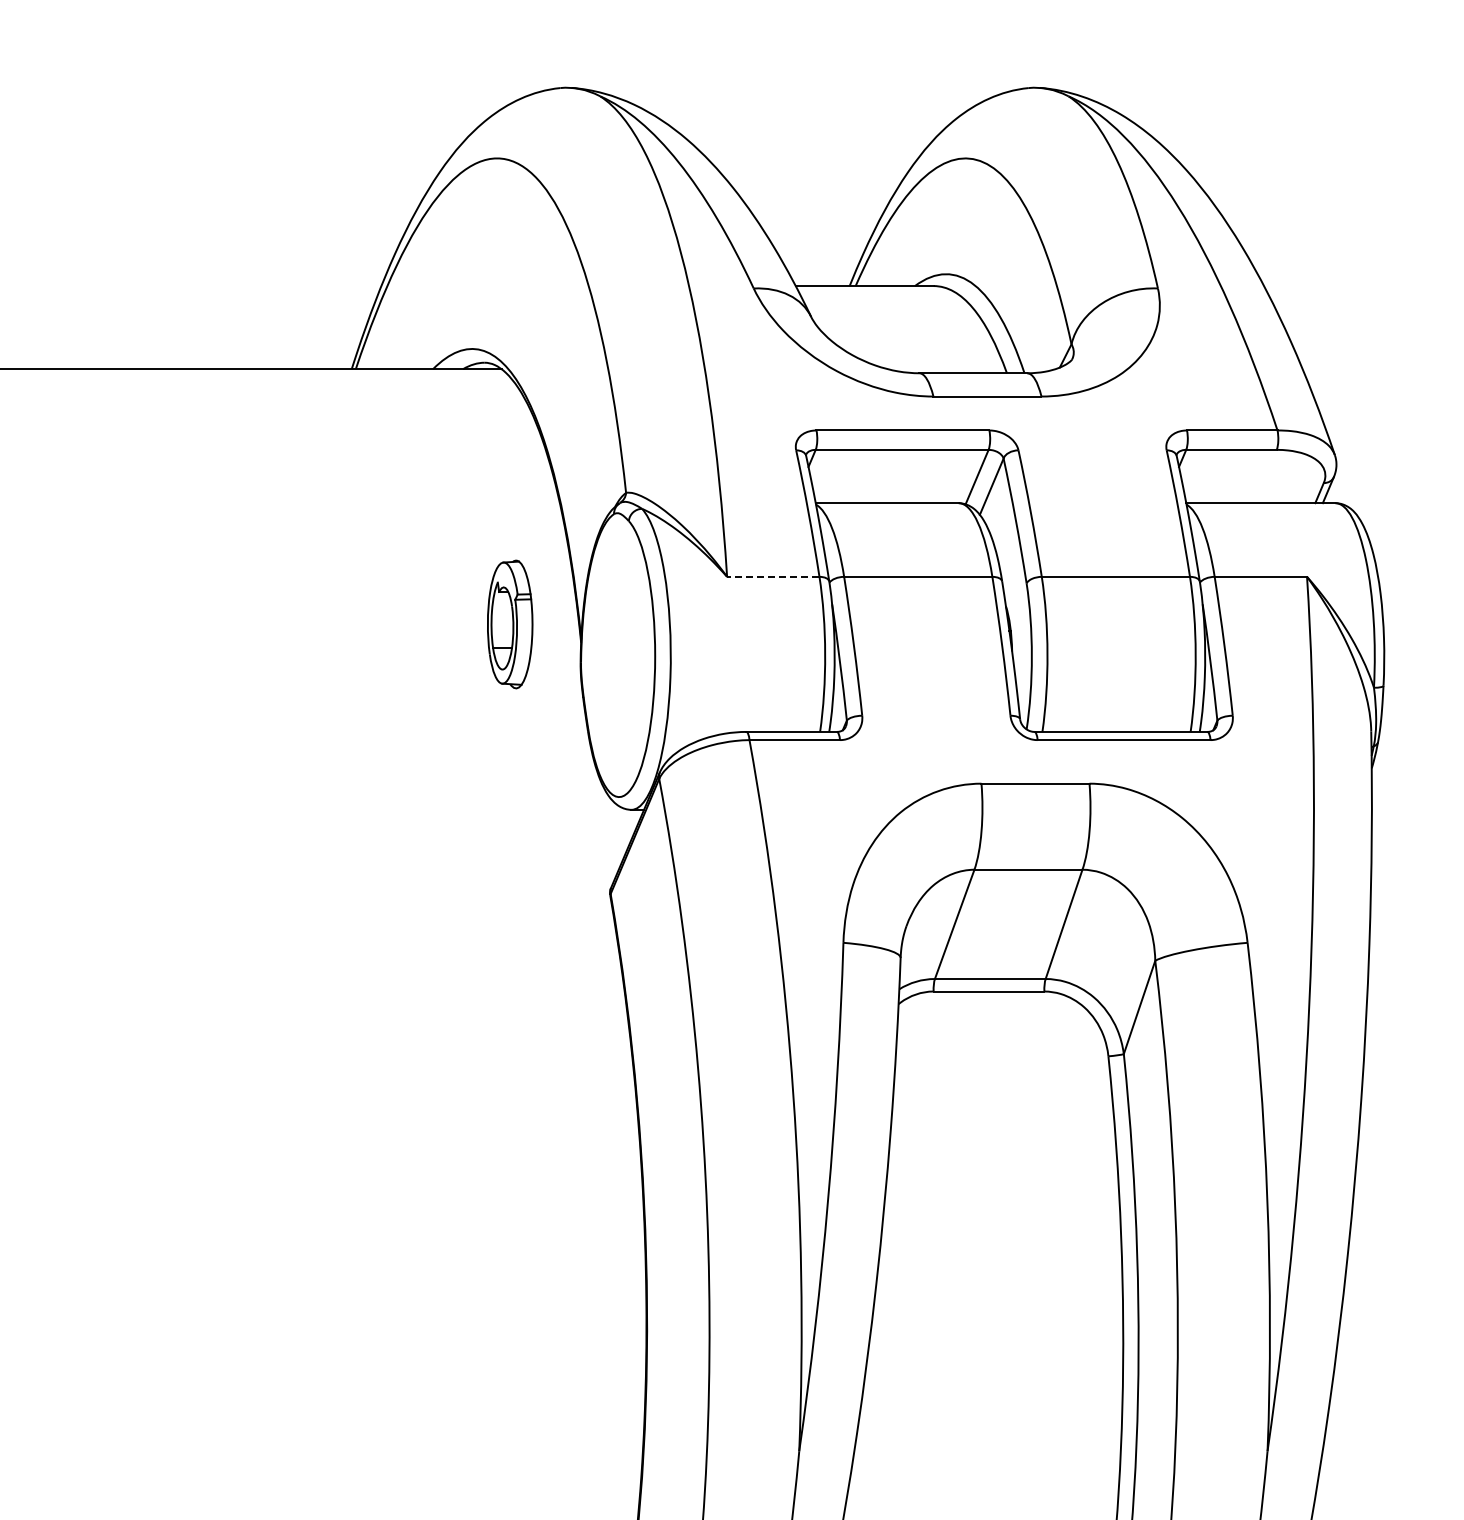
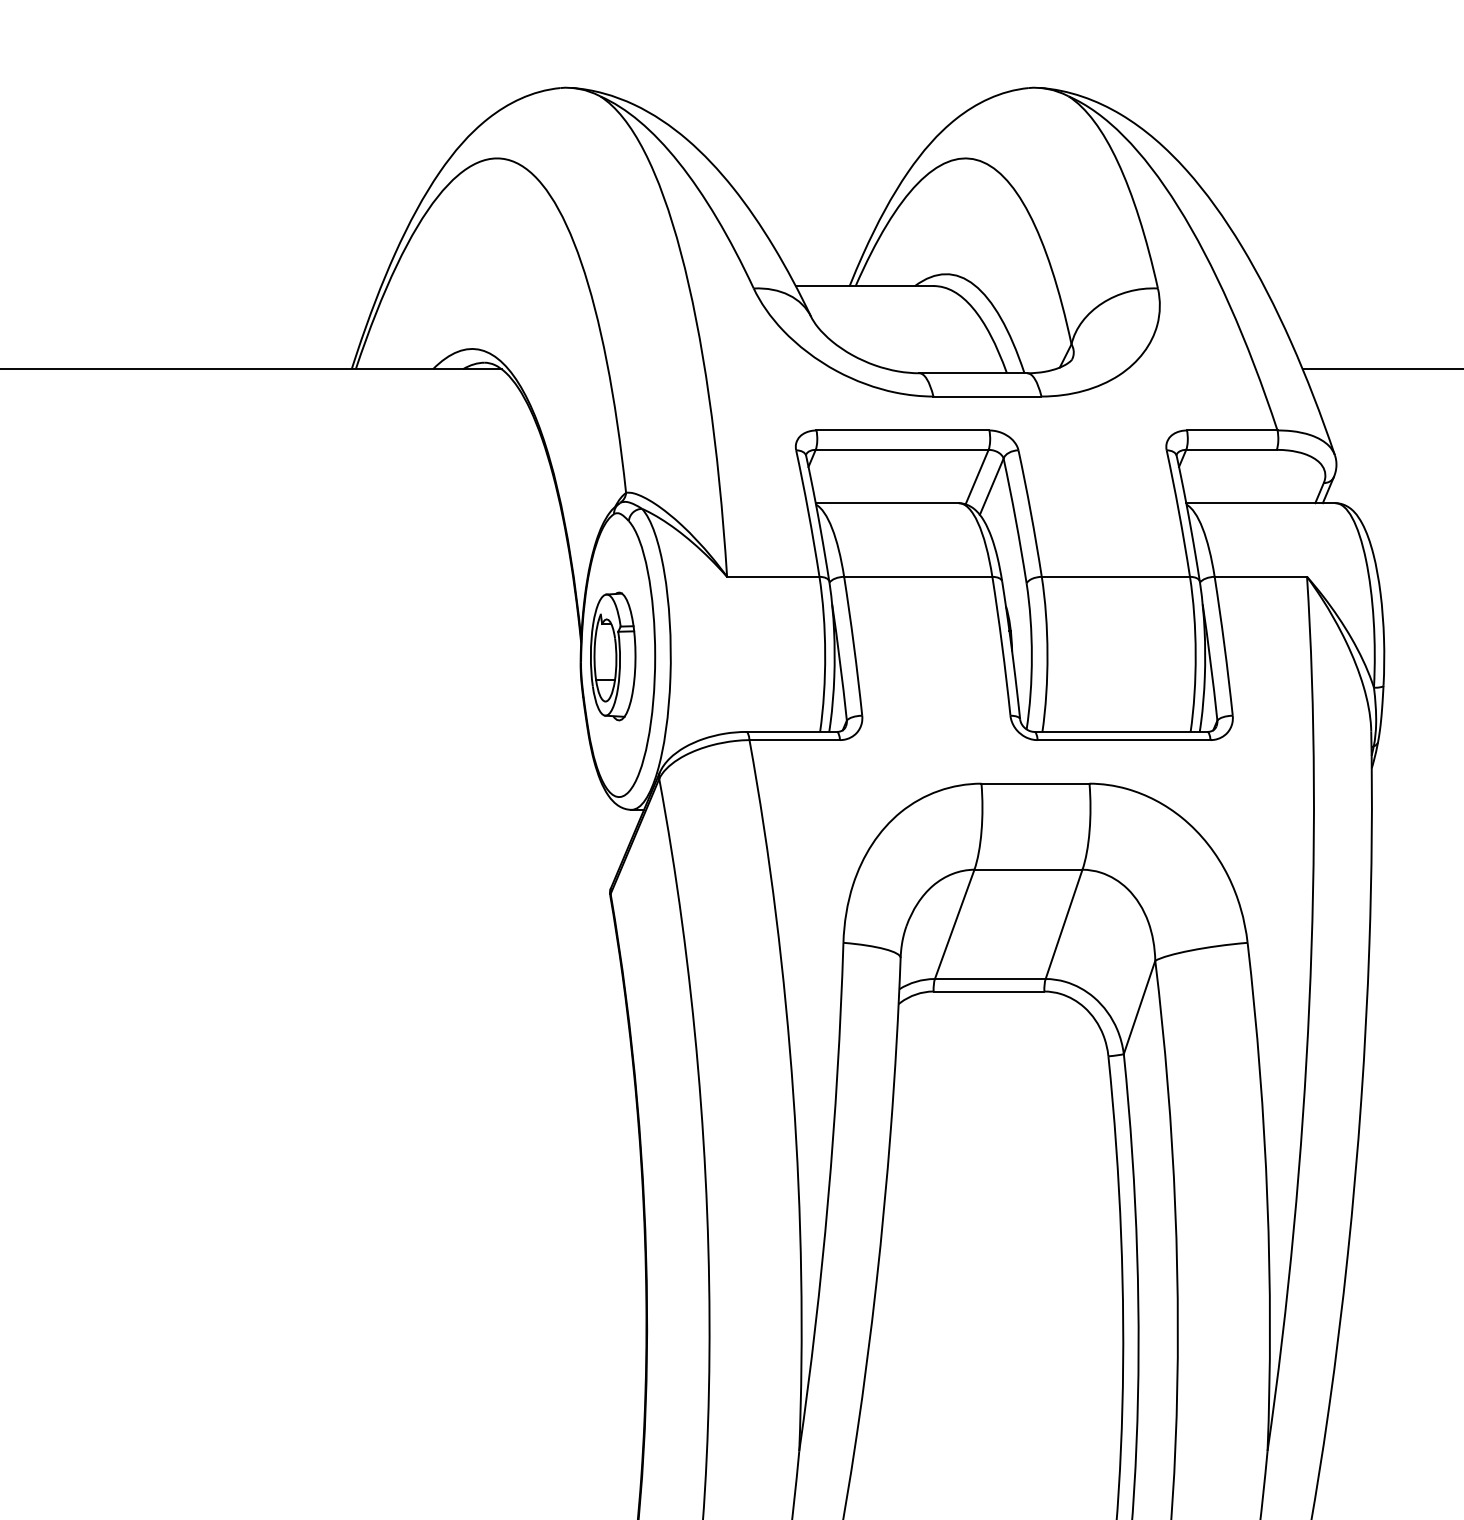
line: none -> present (1381, 369)
line: dashed -> solid (772, 576)
part position: (510, 624) -> (613, 656) (613, 656)
